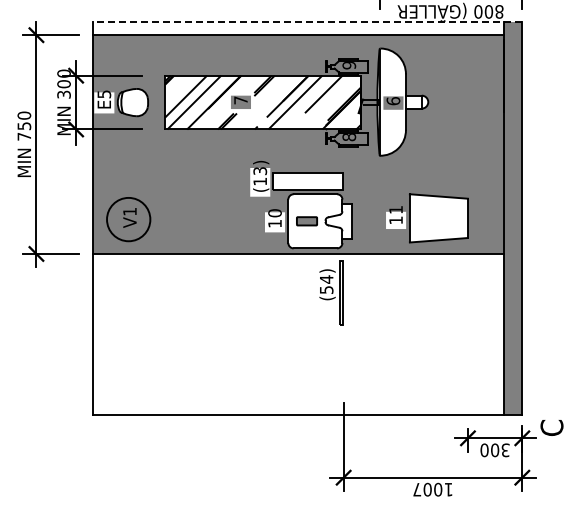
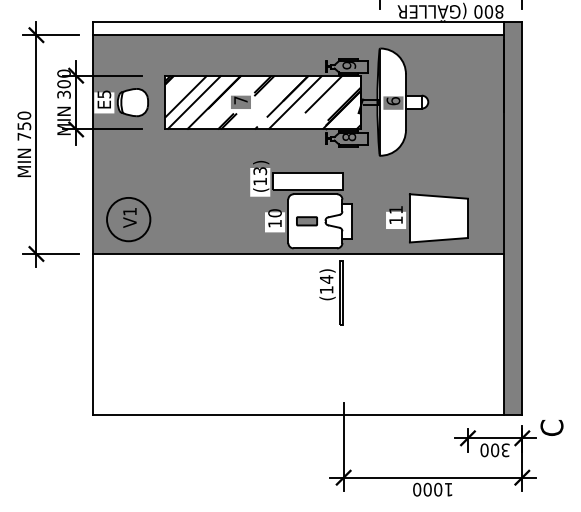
line: dashed -> solid (306, 22)
text: (54) -> (14) (326, 289)
text: 1007 -> 1000 (417, 489)
